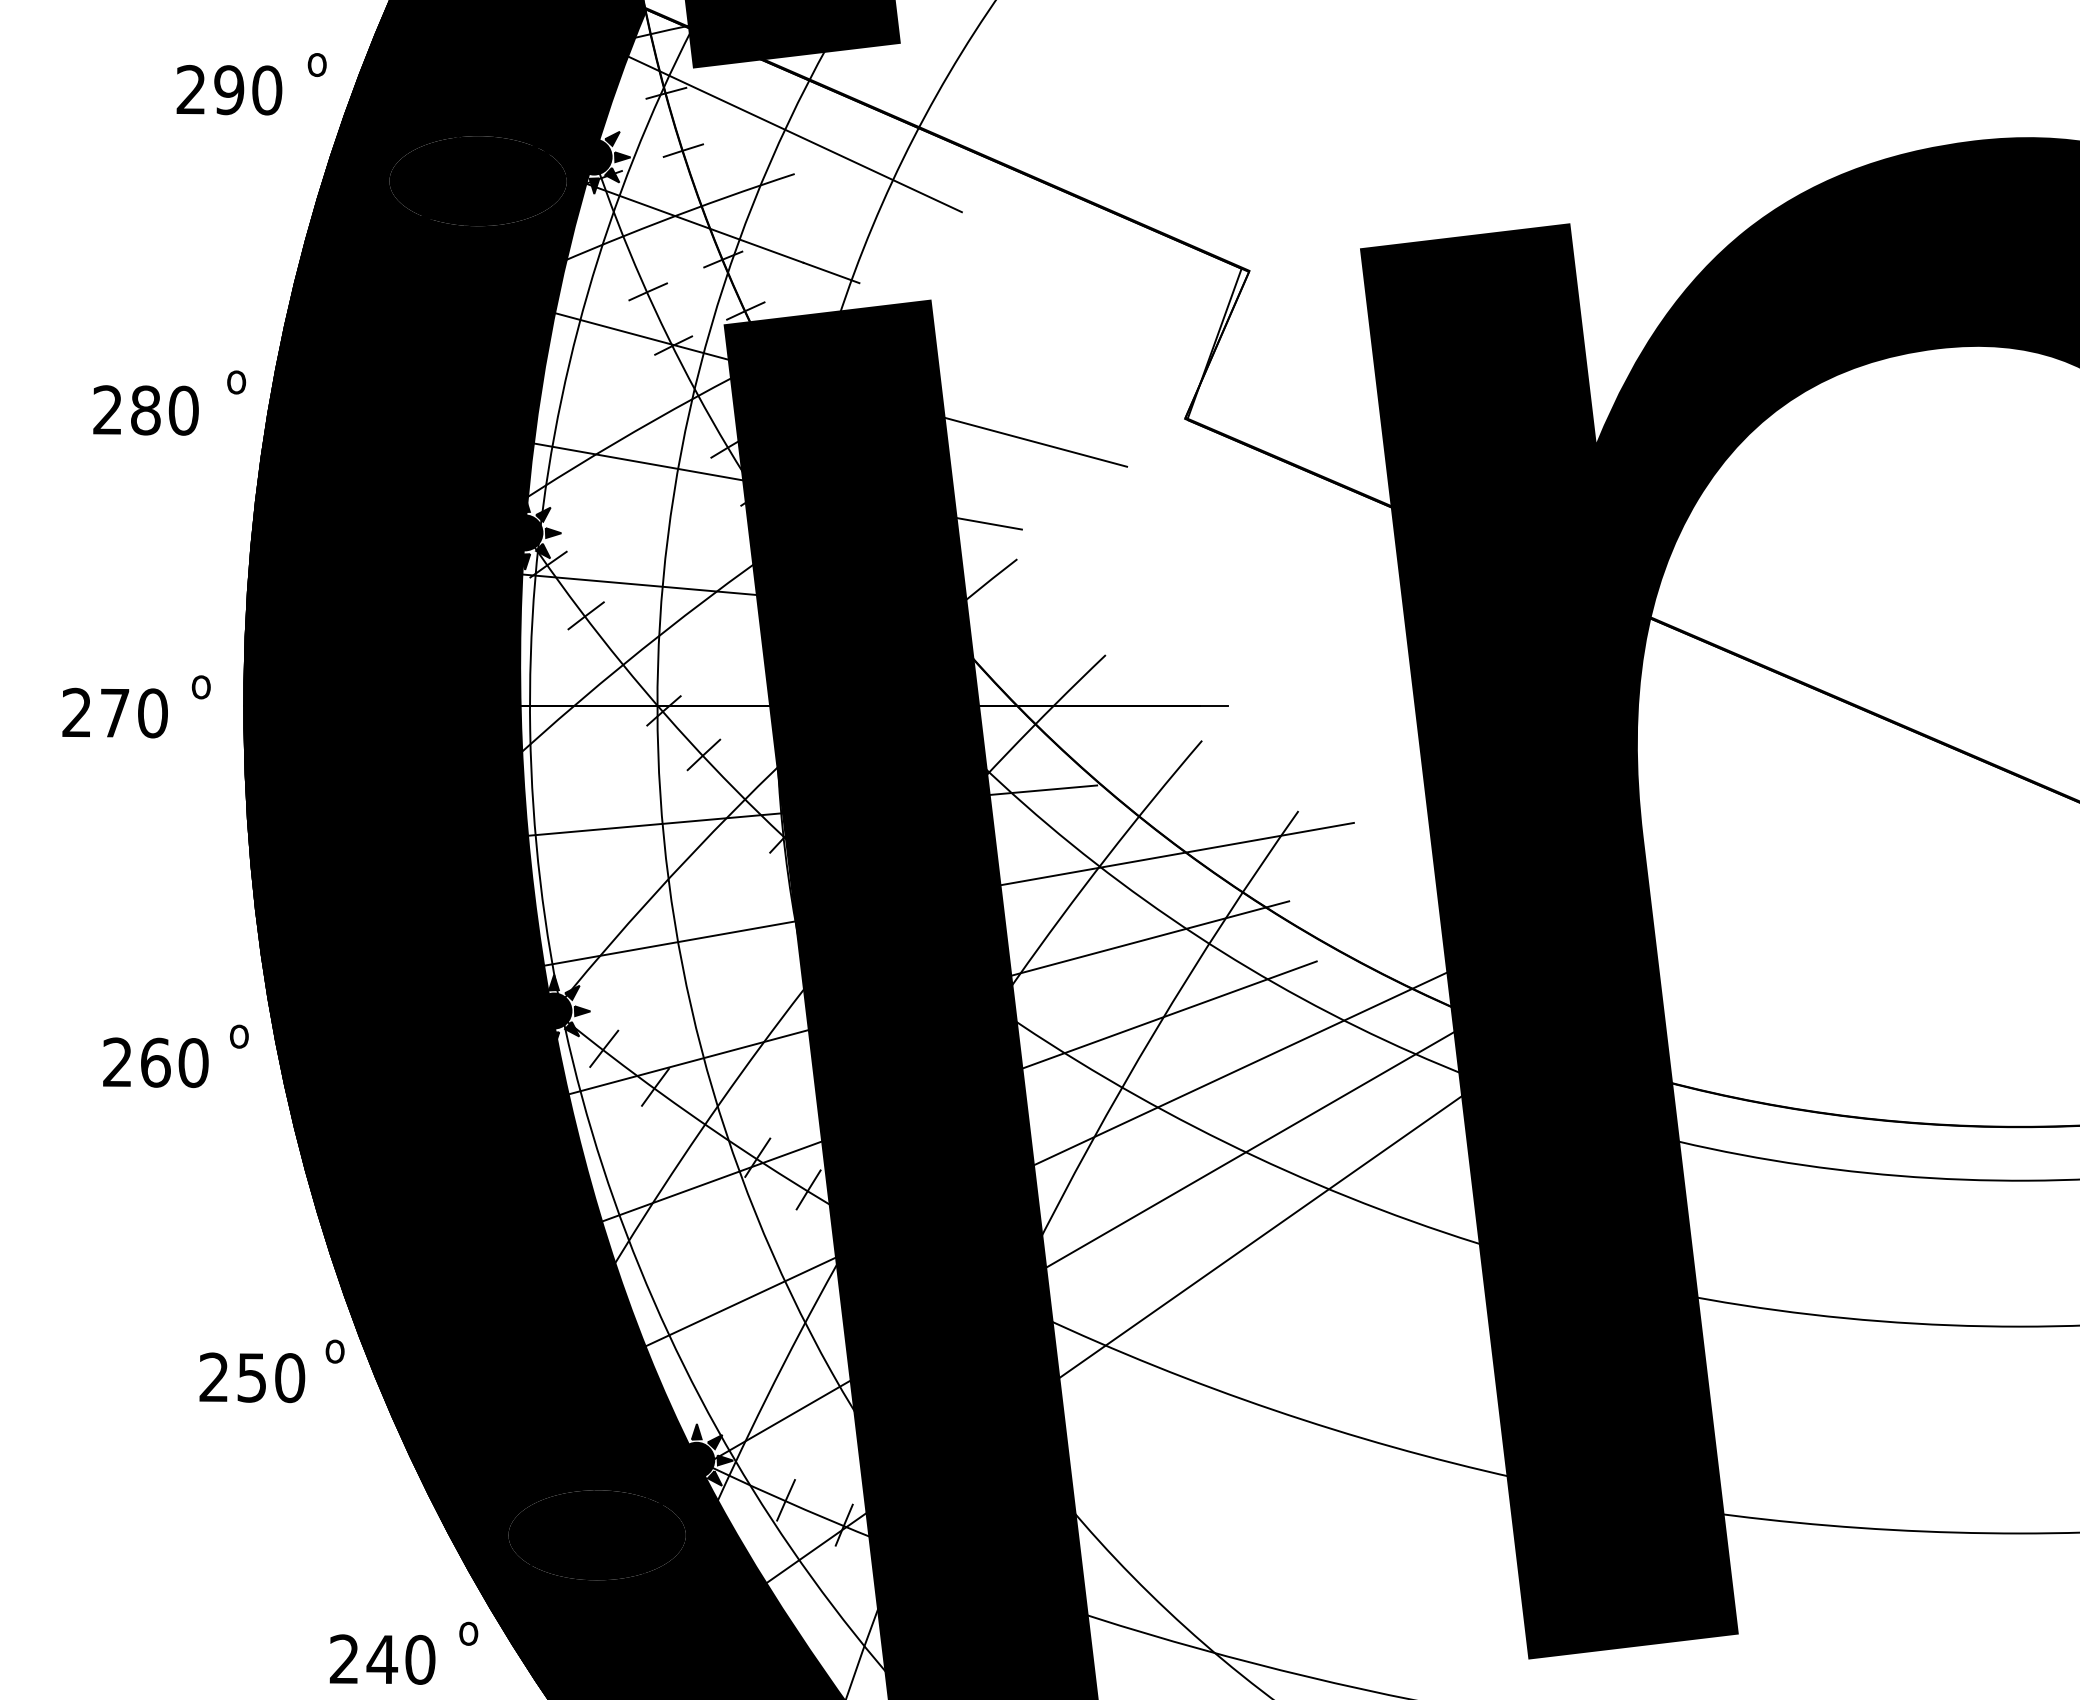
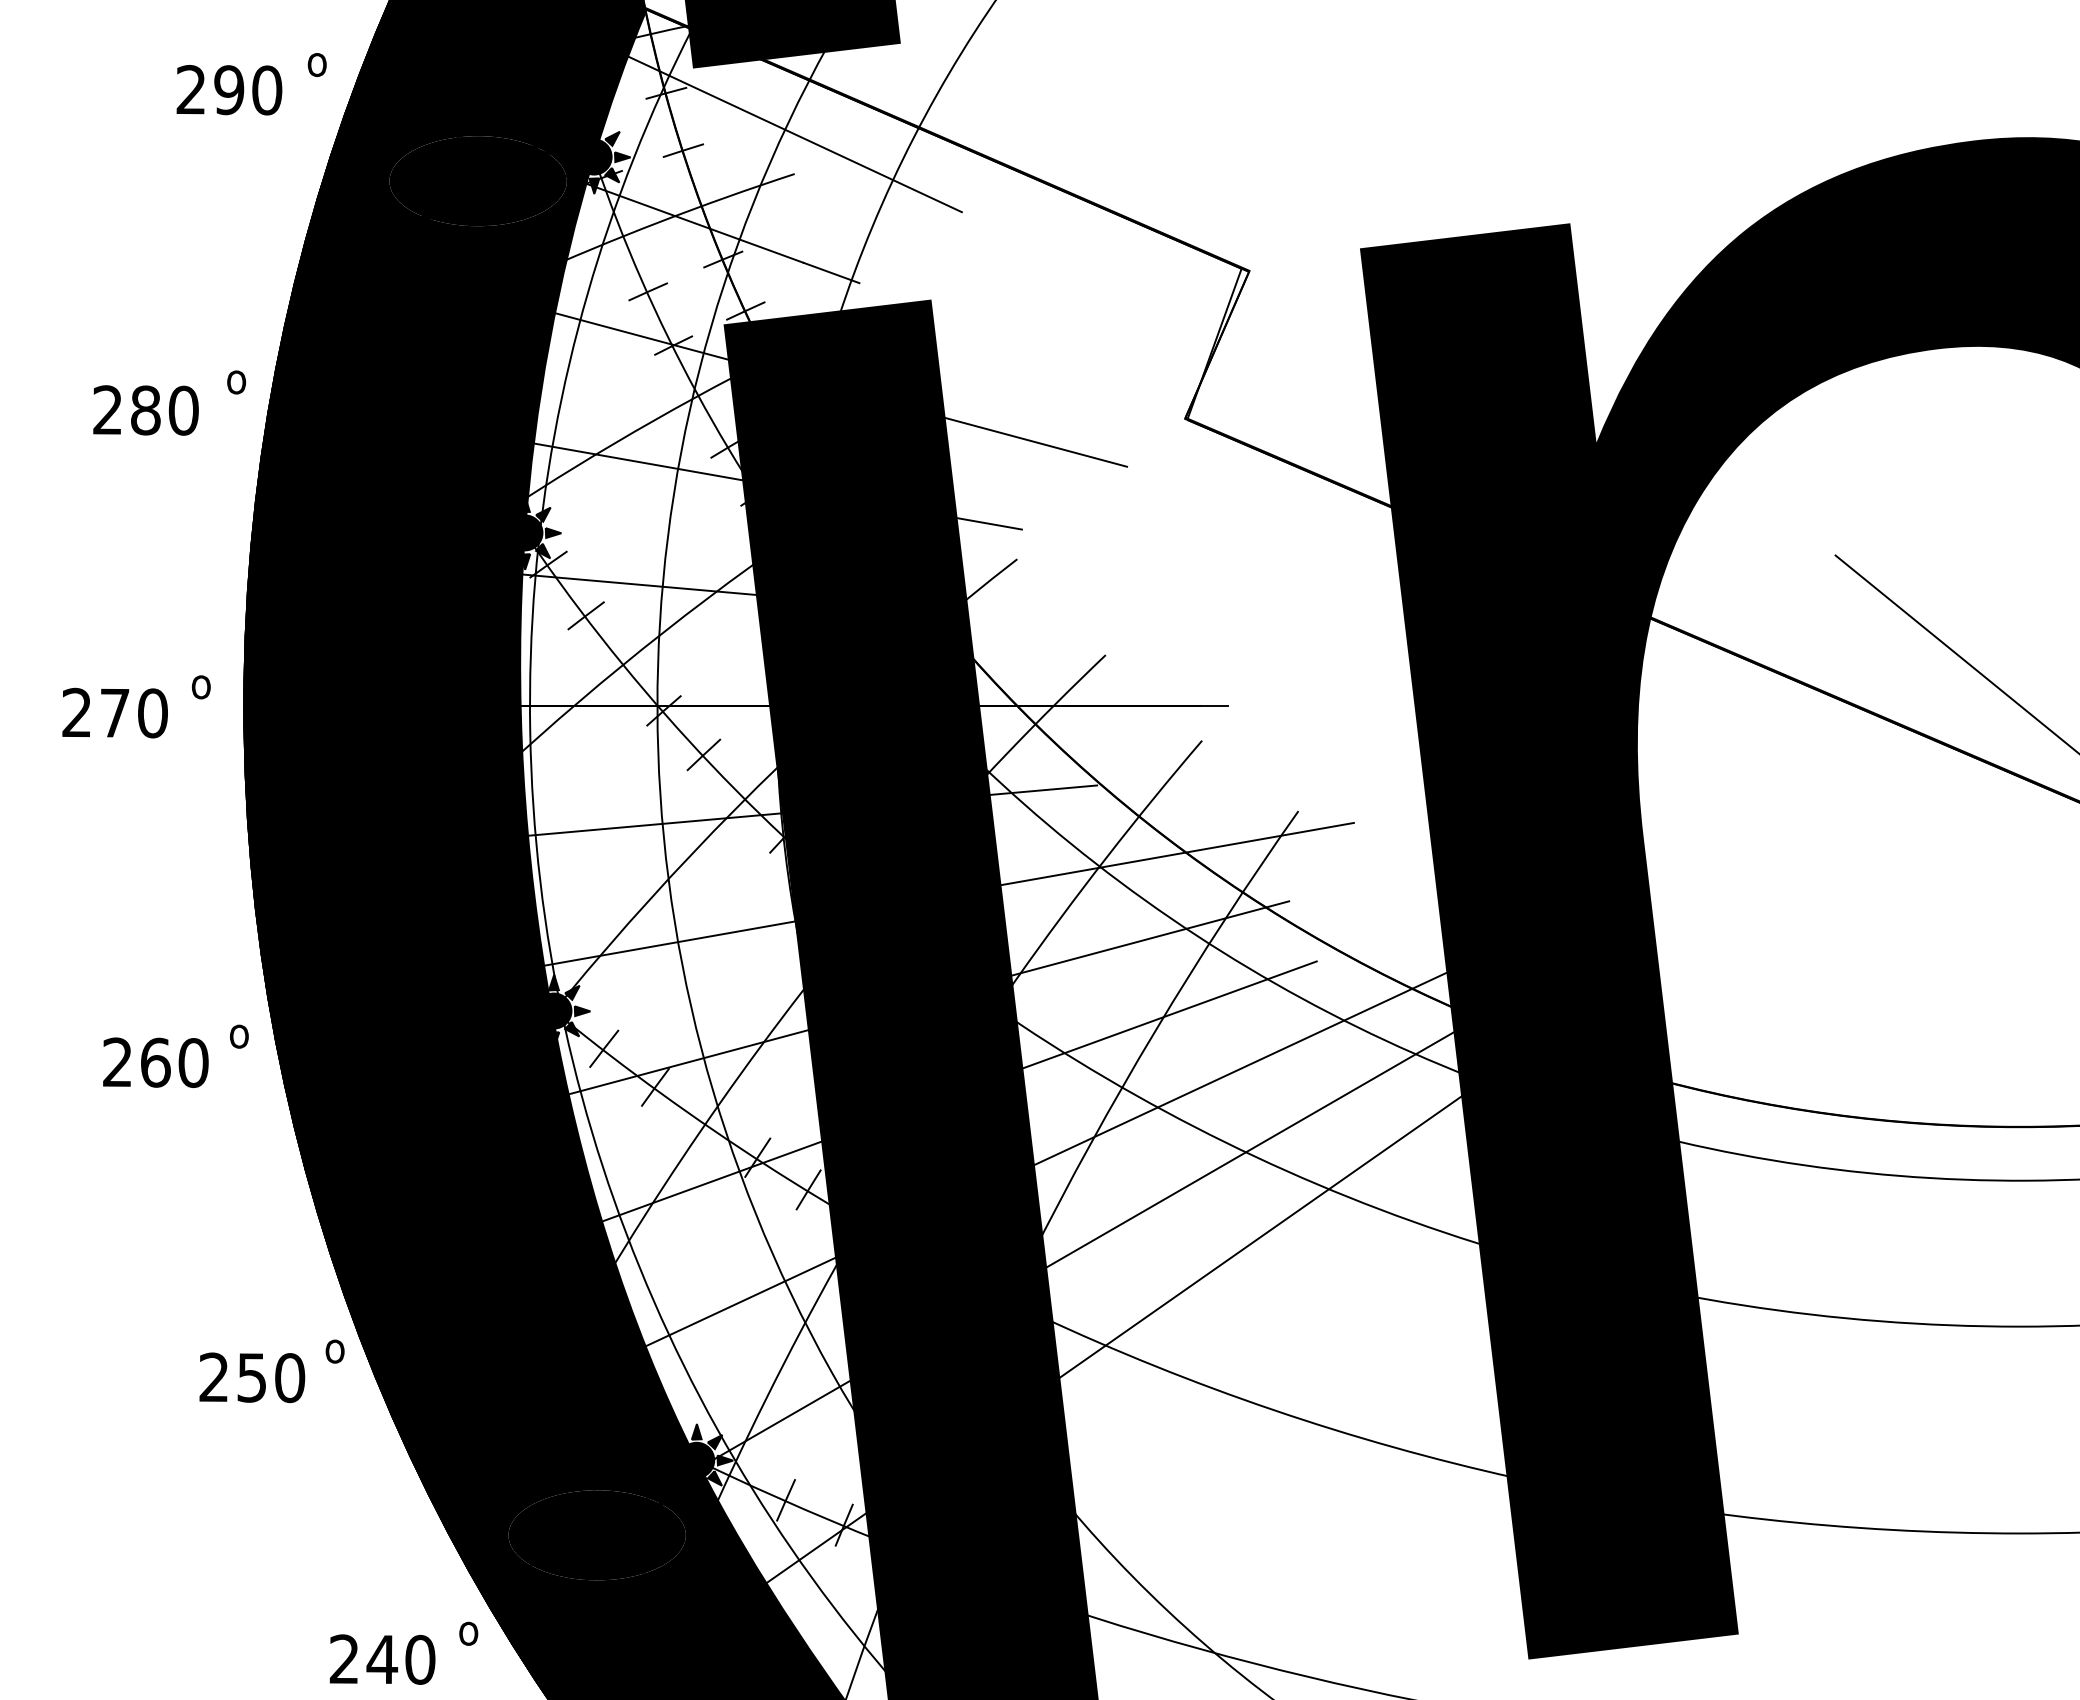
line: none -> present (1955, 653)
